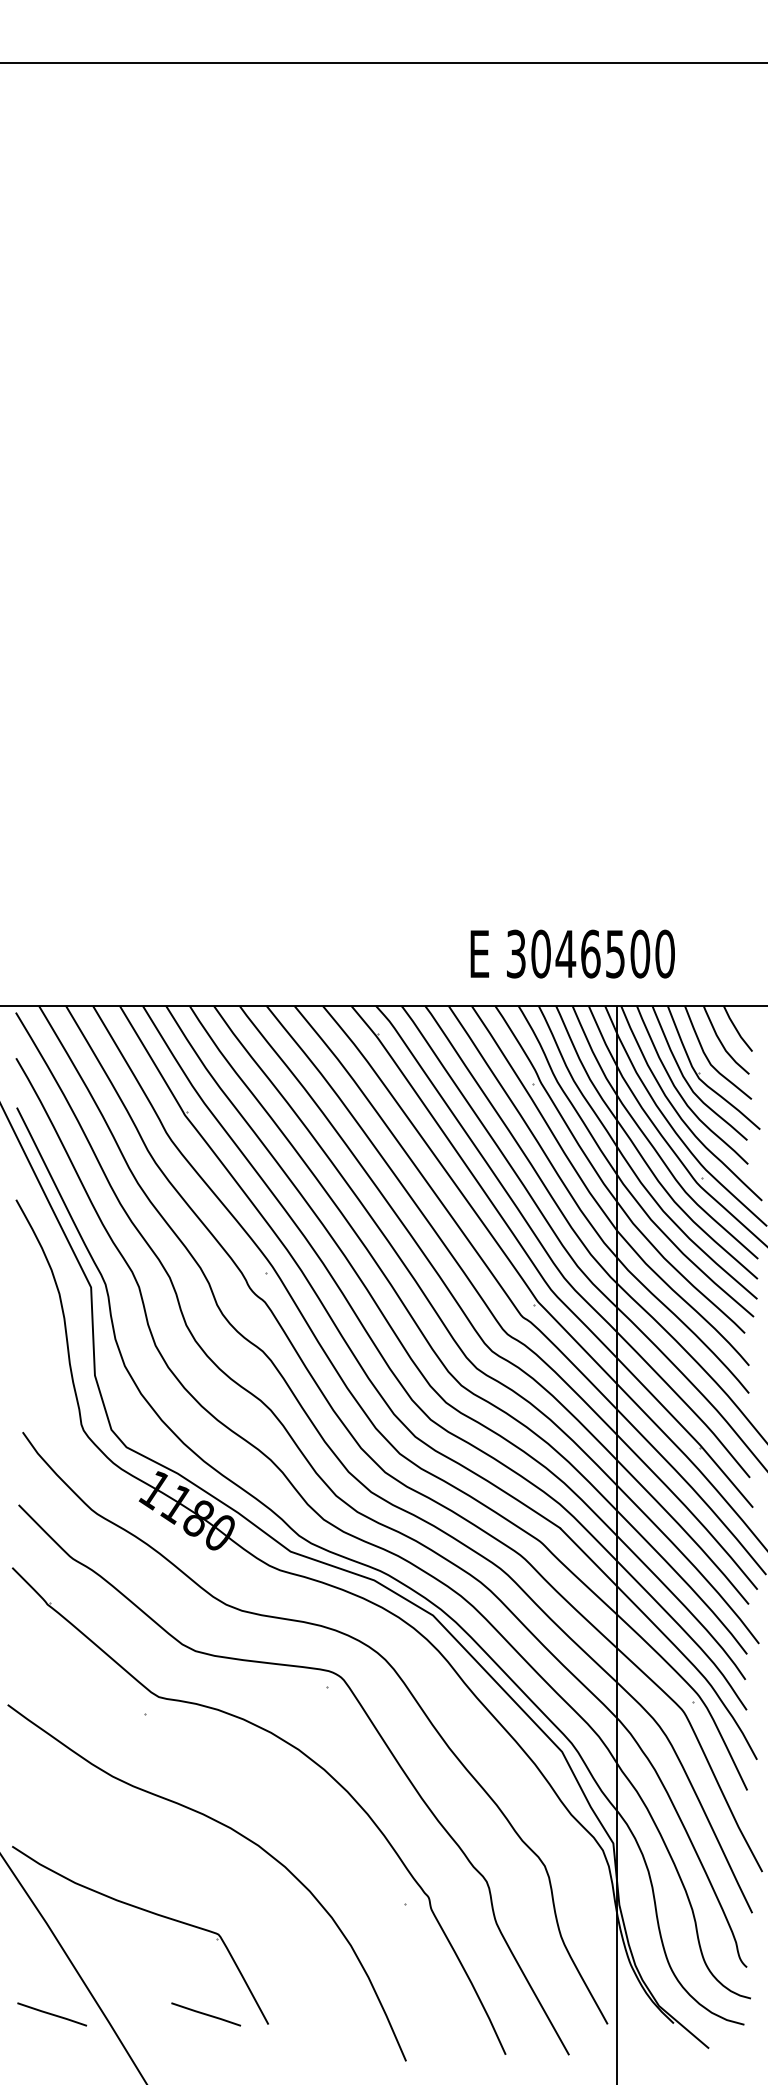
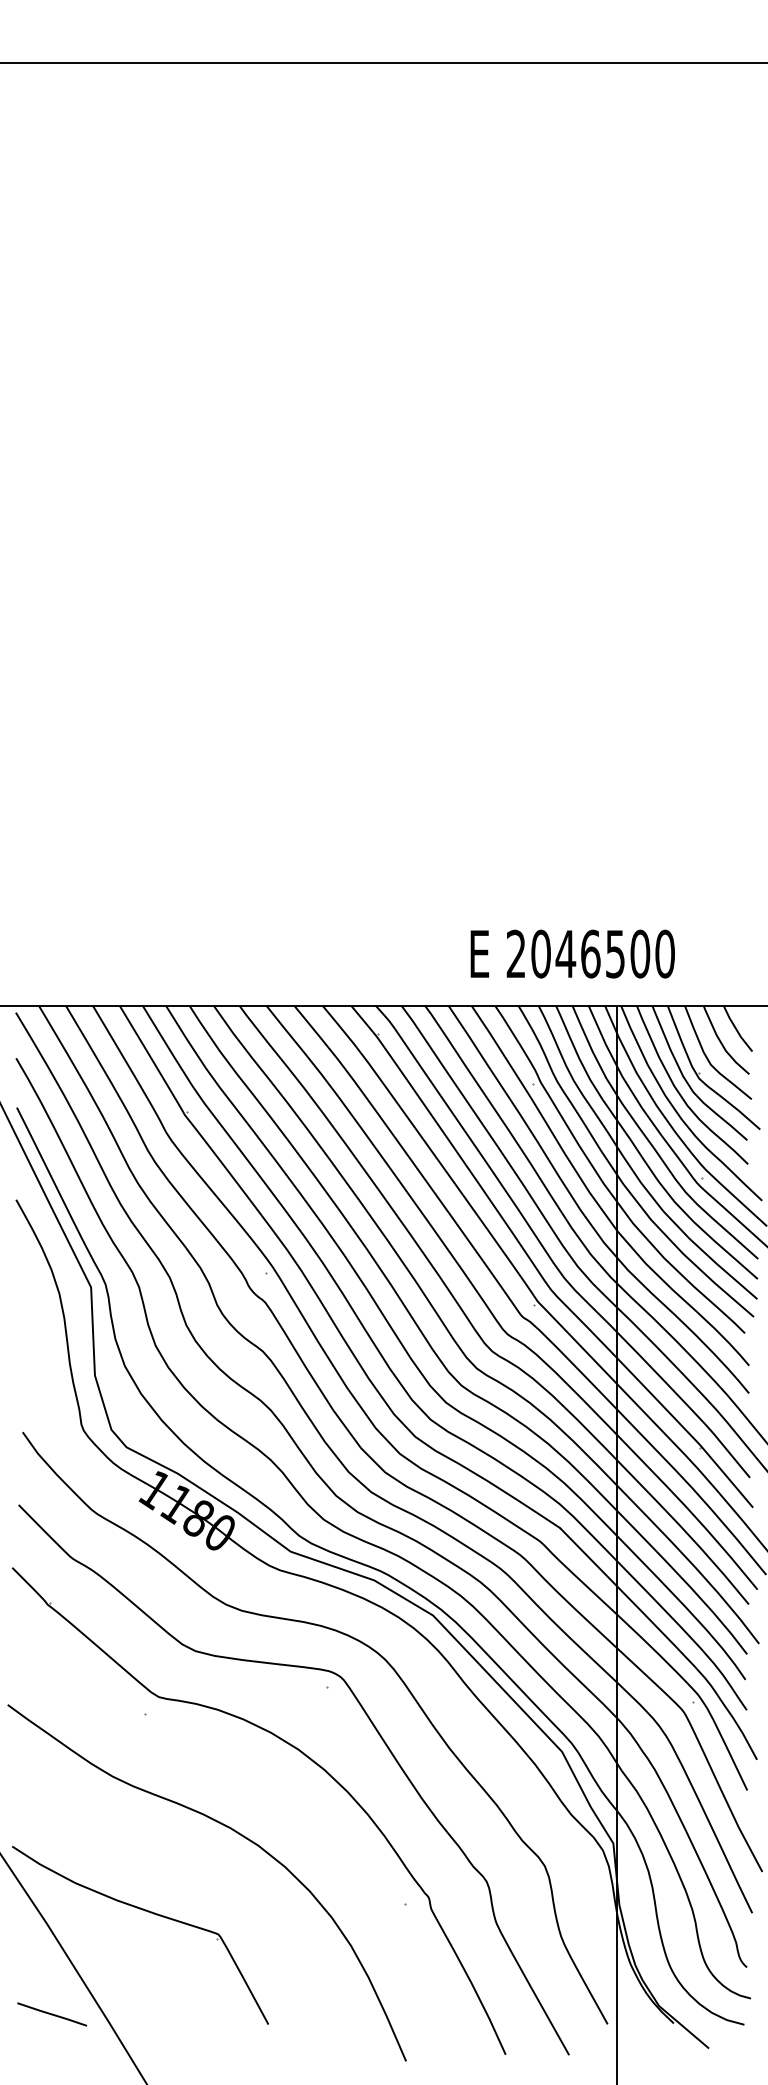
text: 3046500 -> 2046500 (515, 954)
line: present -> none (206, 2014)
